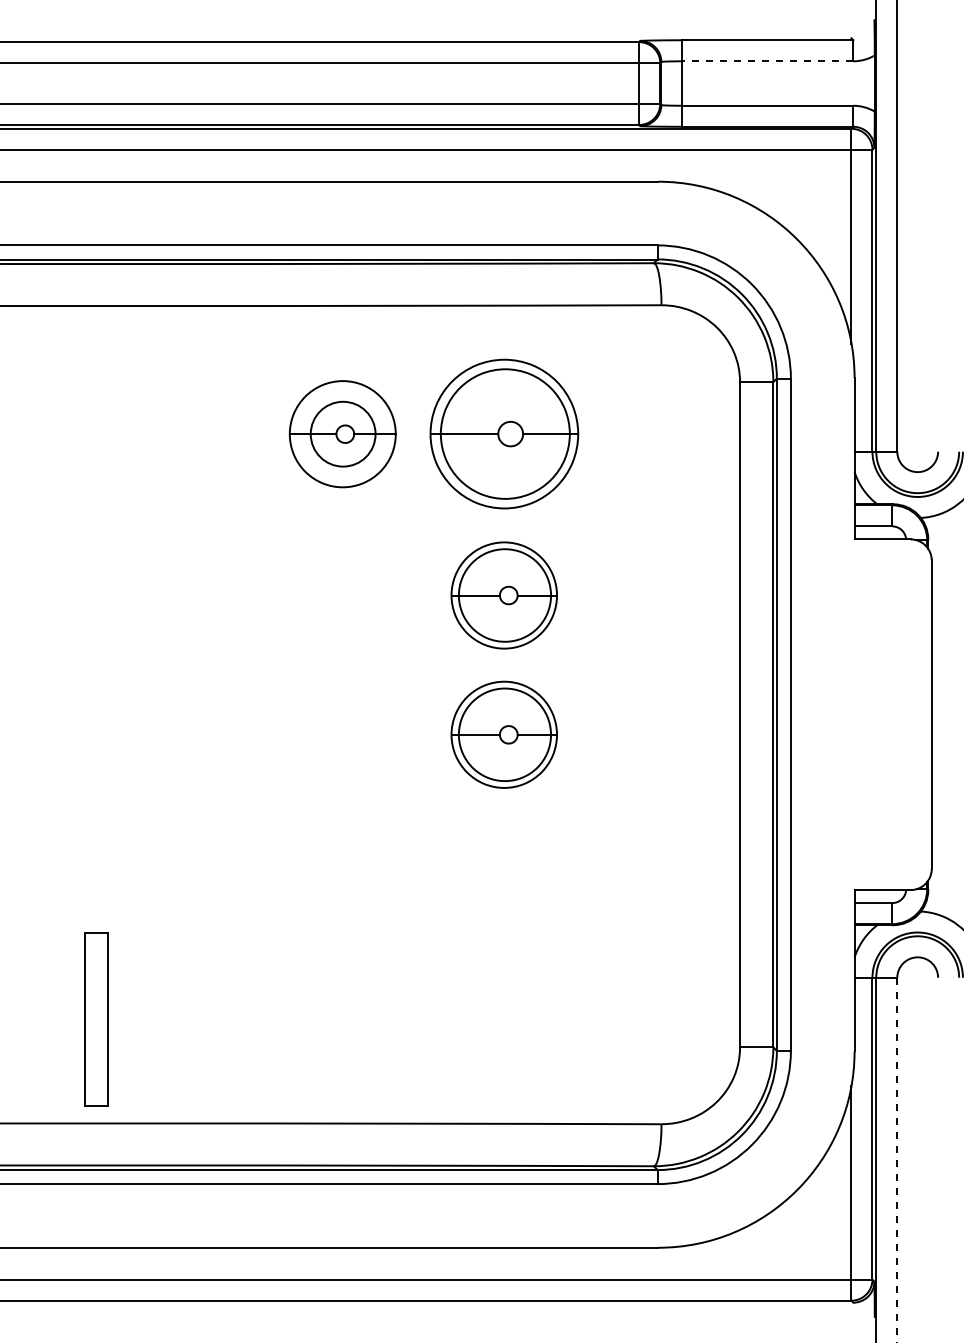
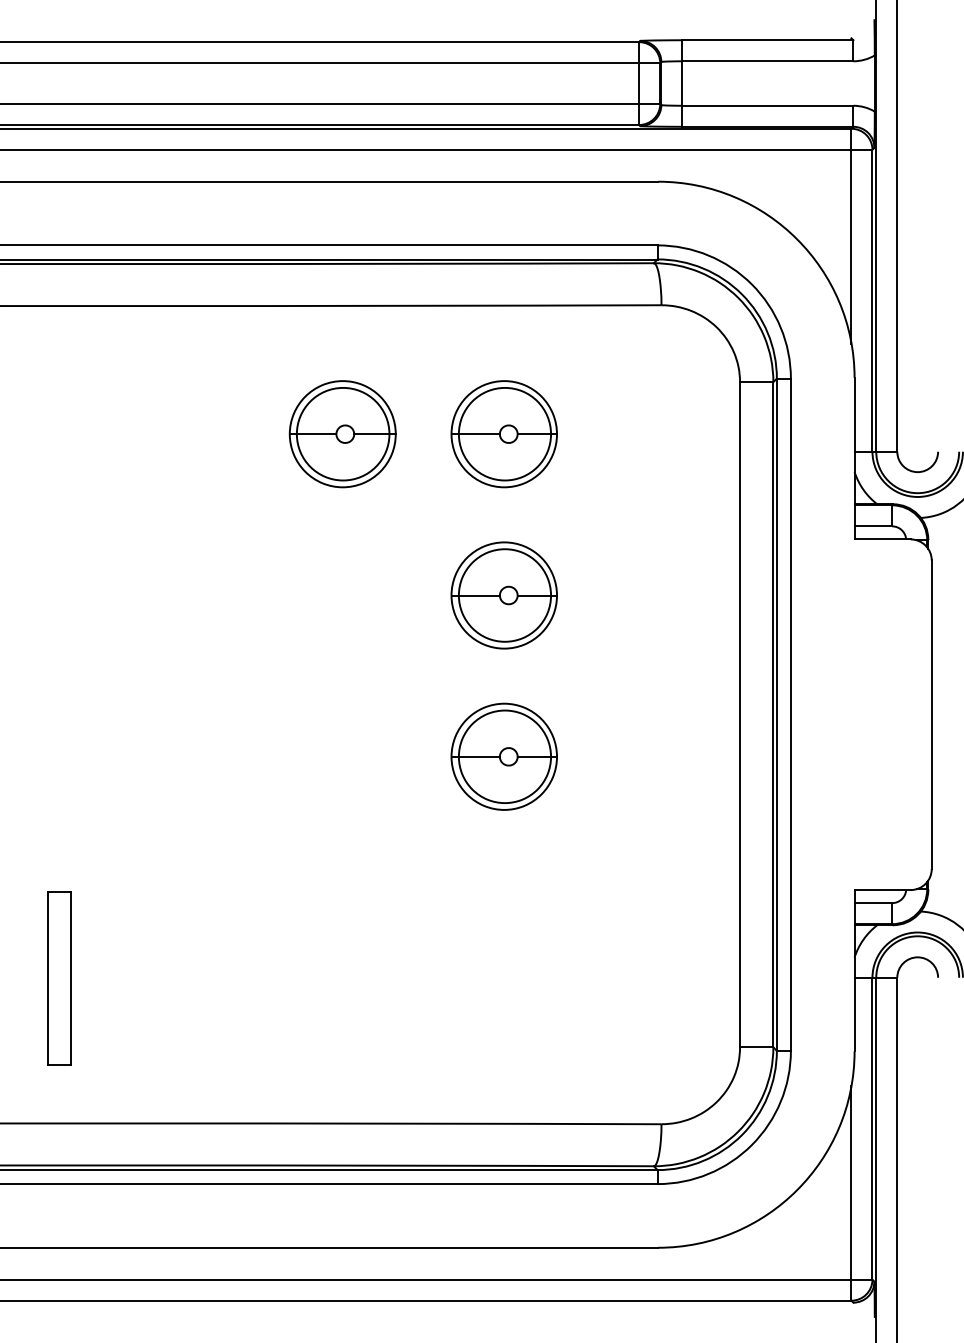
line: dashed -> solid (767, 61)
circle diameter: 65 px -> 93 px (342, 433)
part size: 151x152 px -> 108x109 px (503, 434)
part position: (503, 734) -> (503, 756) (503, 756)
part position: (96, 1019) -> (59, 978) (59, 978)
line: dashed -> solid (897, 1159)
